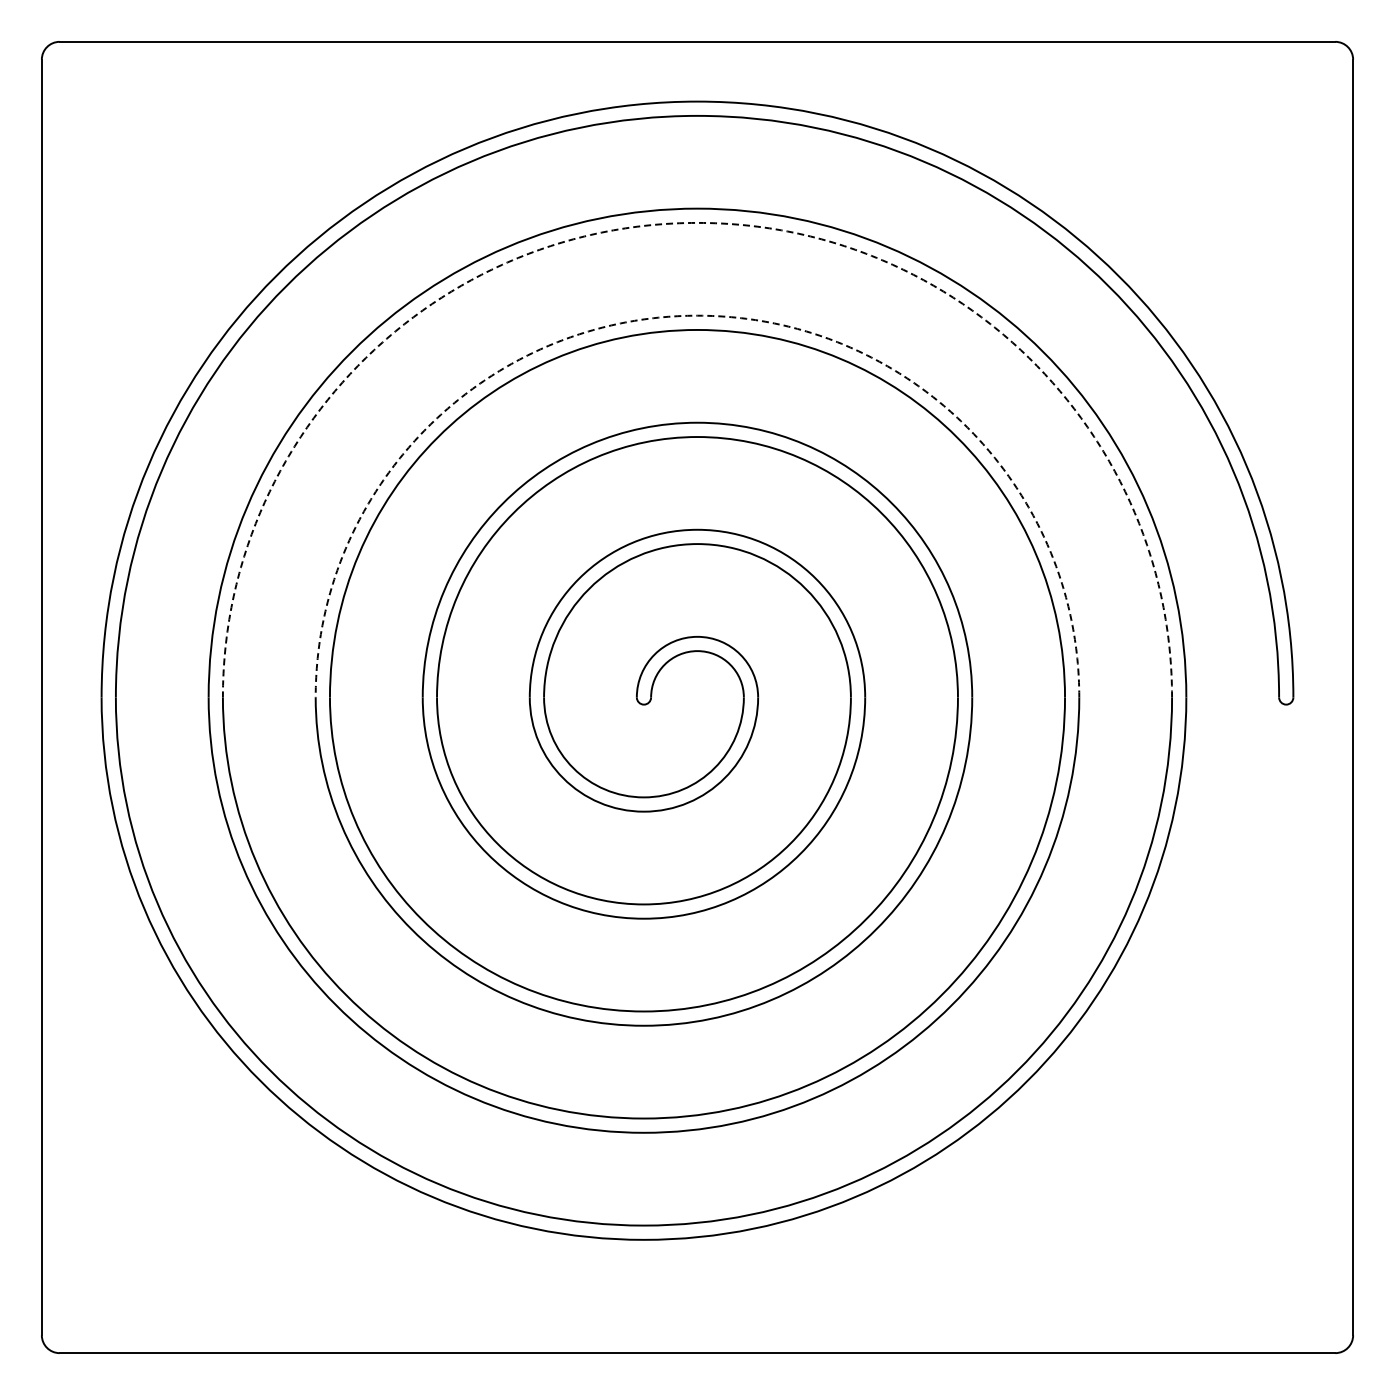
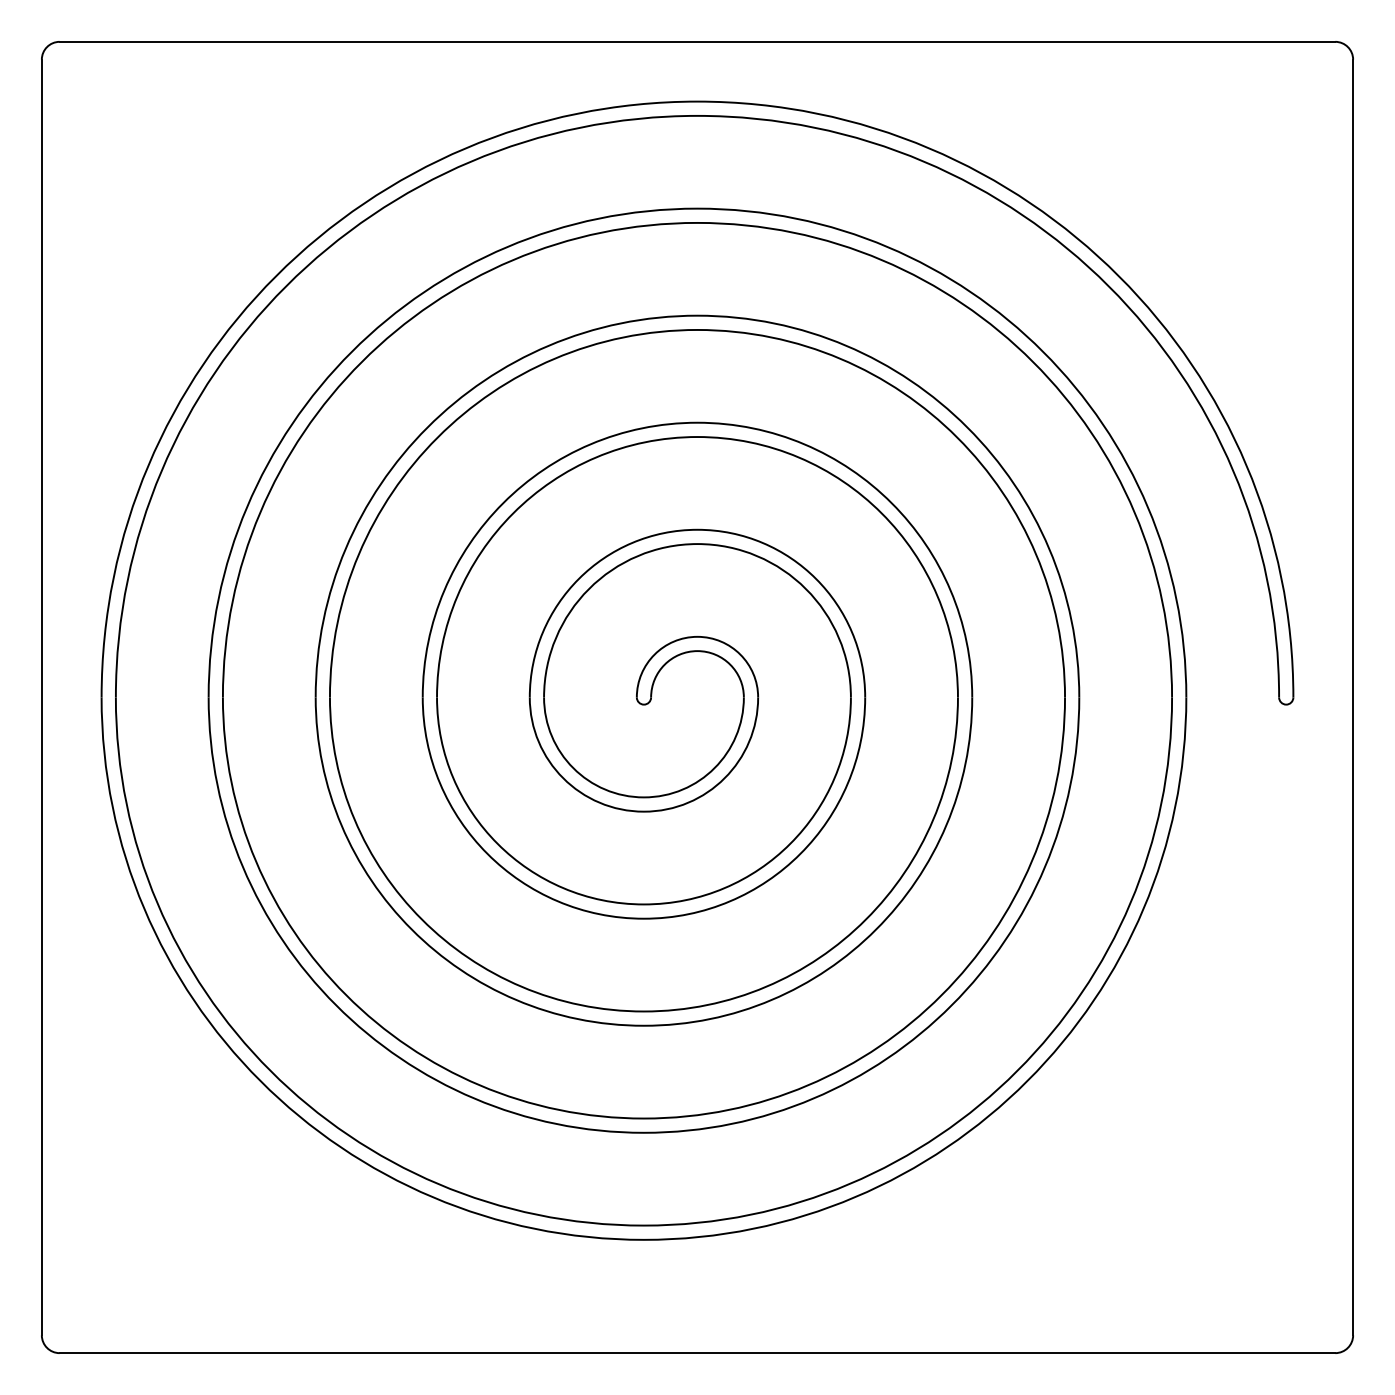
arc: dashed -> solid (697, 222)
arc: dashed -> solid (697, 315)
